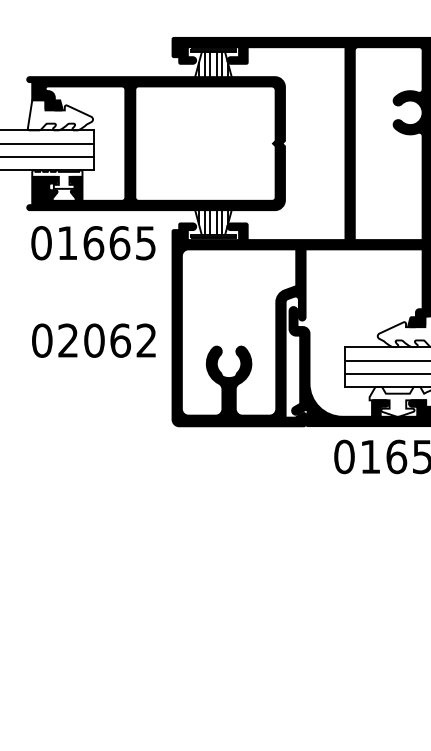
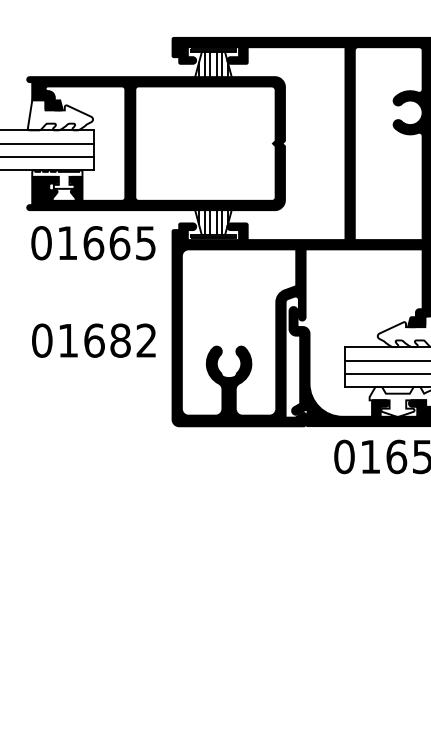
text: 02062 -> 01682 (94, 340)
